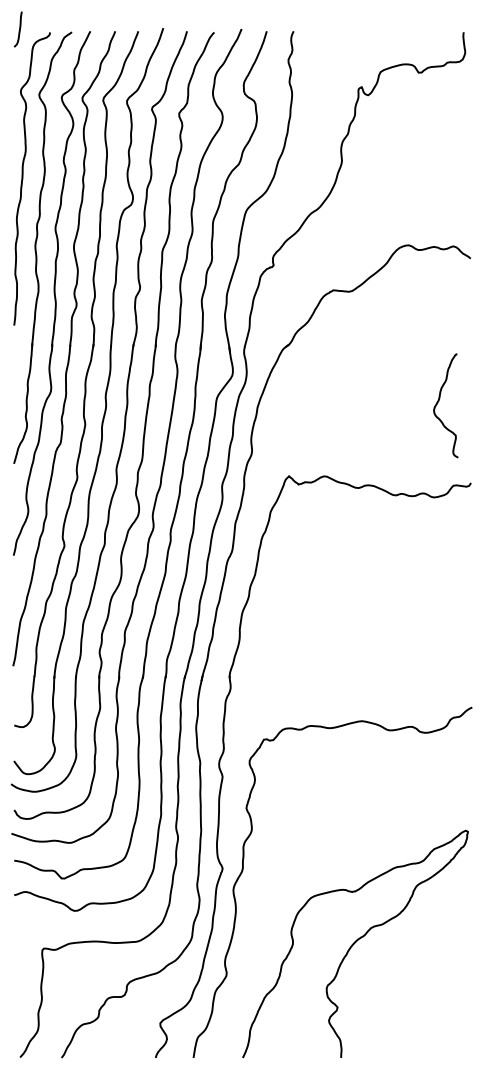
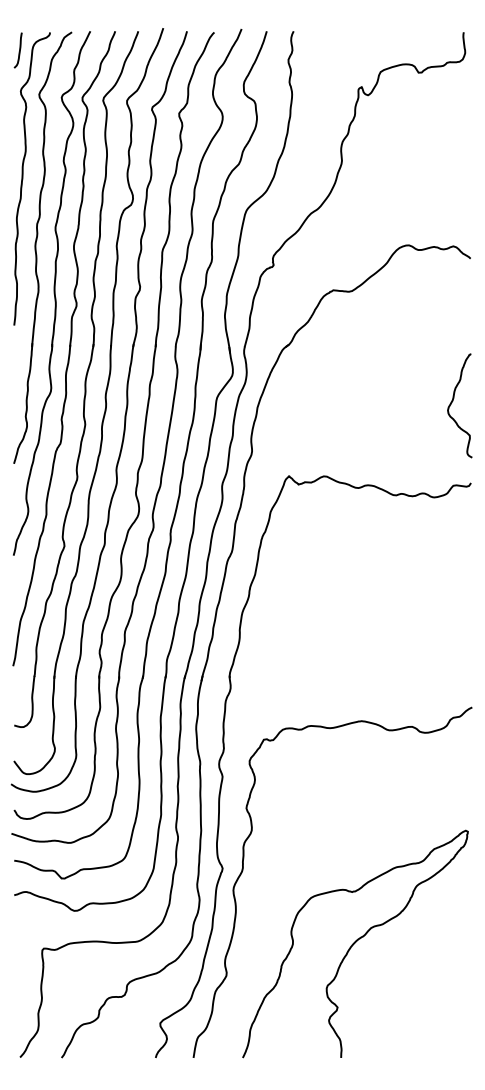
curve position: (18, 30) -> (18, 51) (18, 51)
curve position: (439, 401) -> (453, 401) (453, 401)
